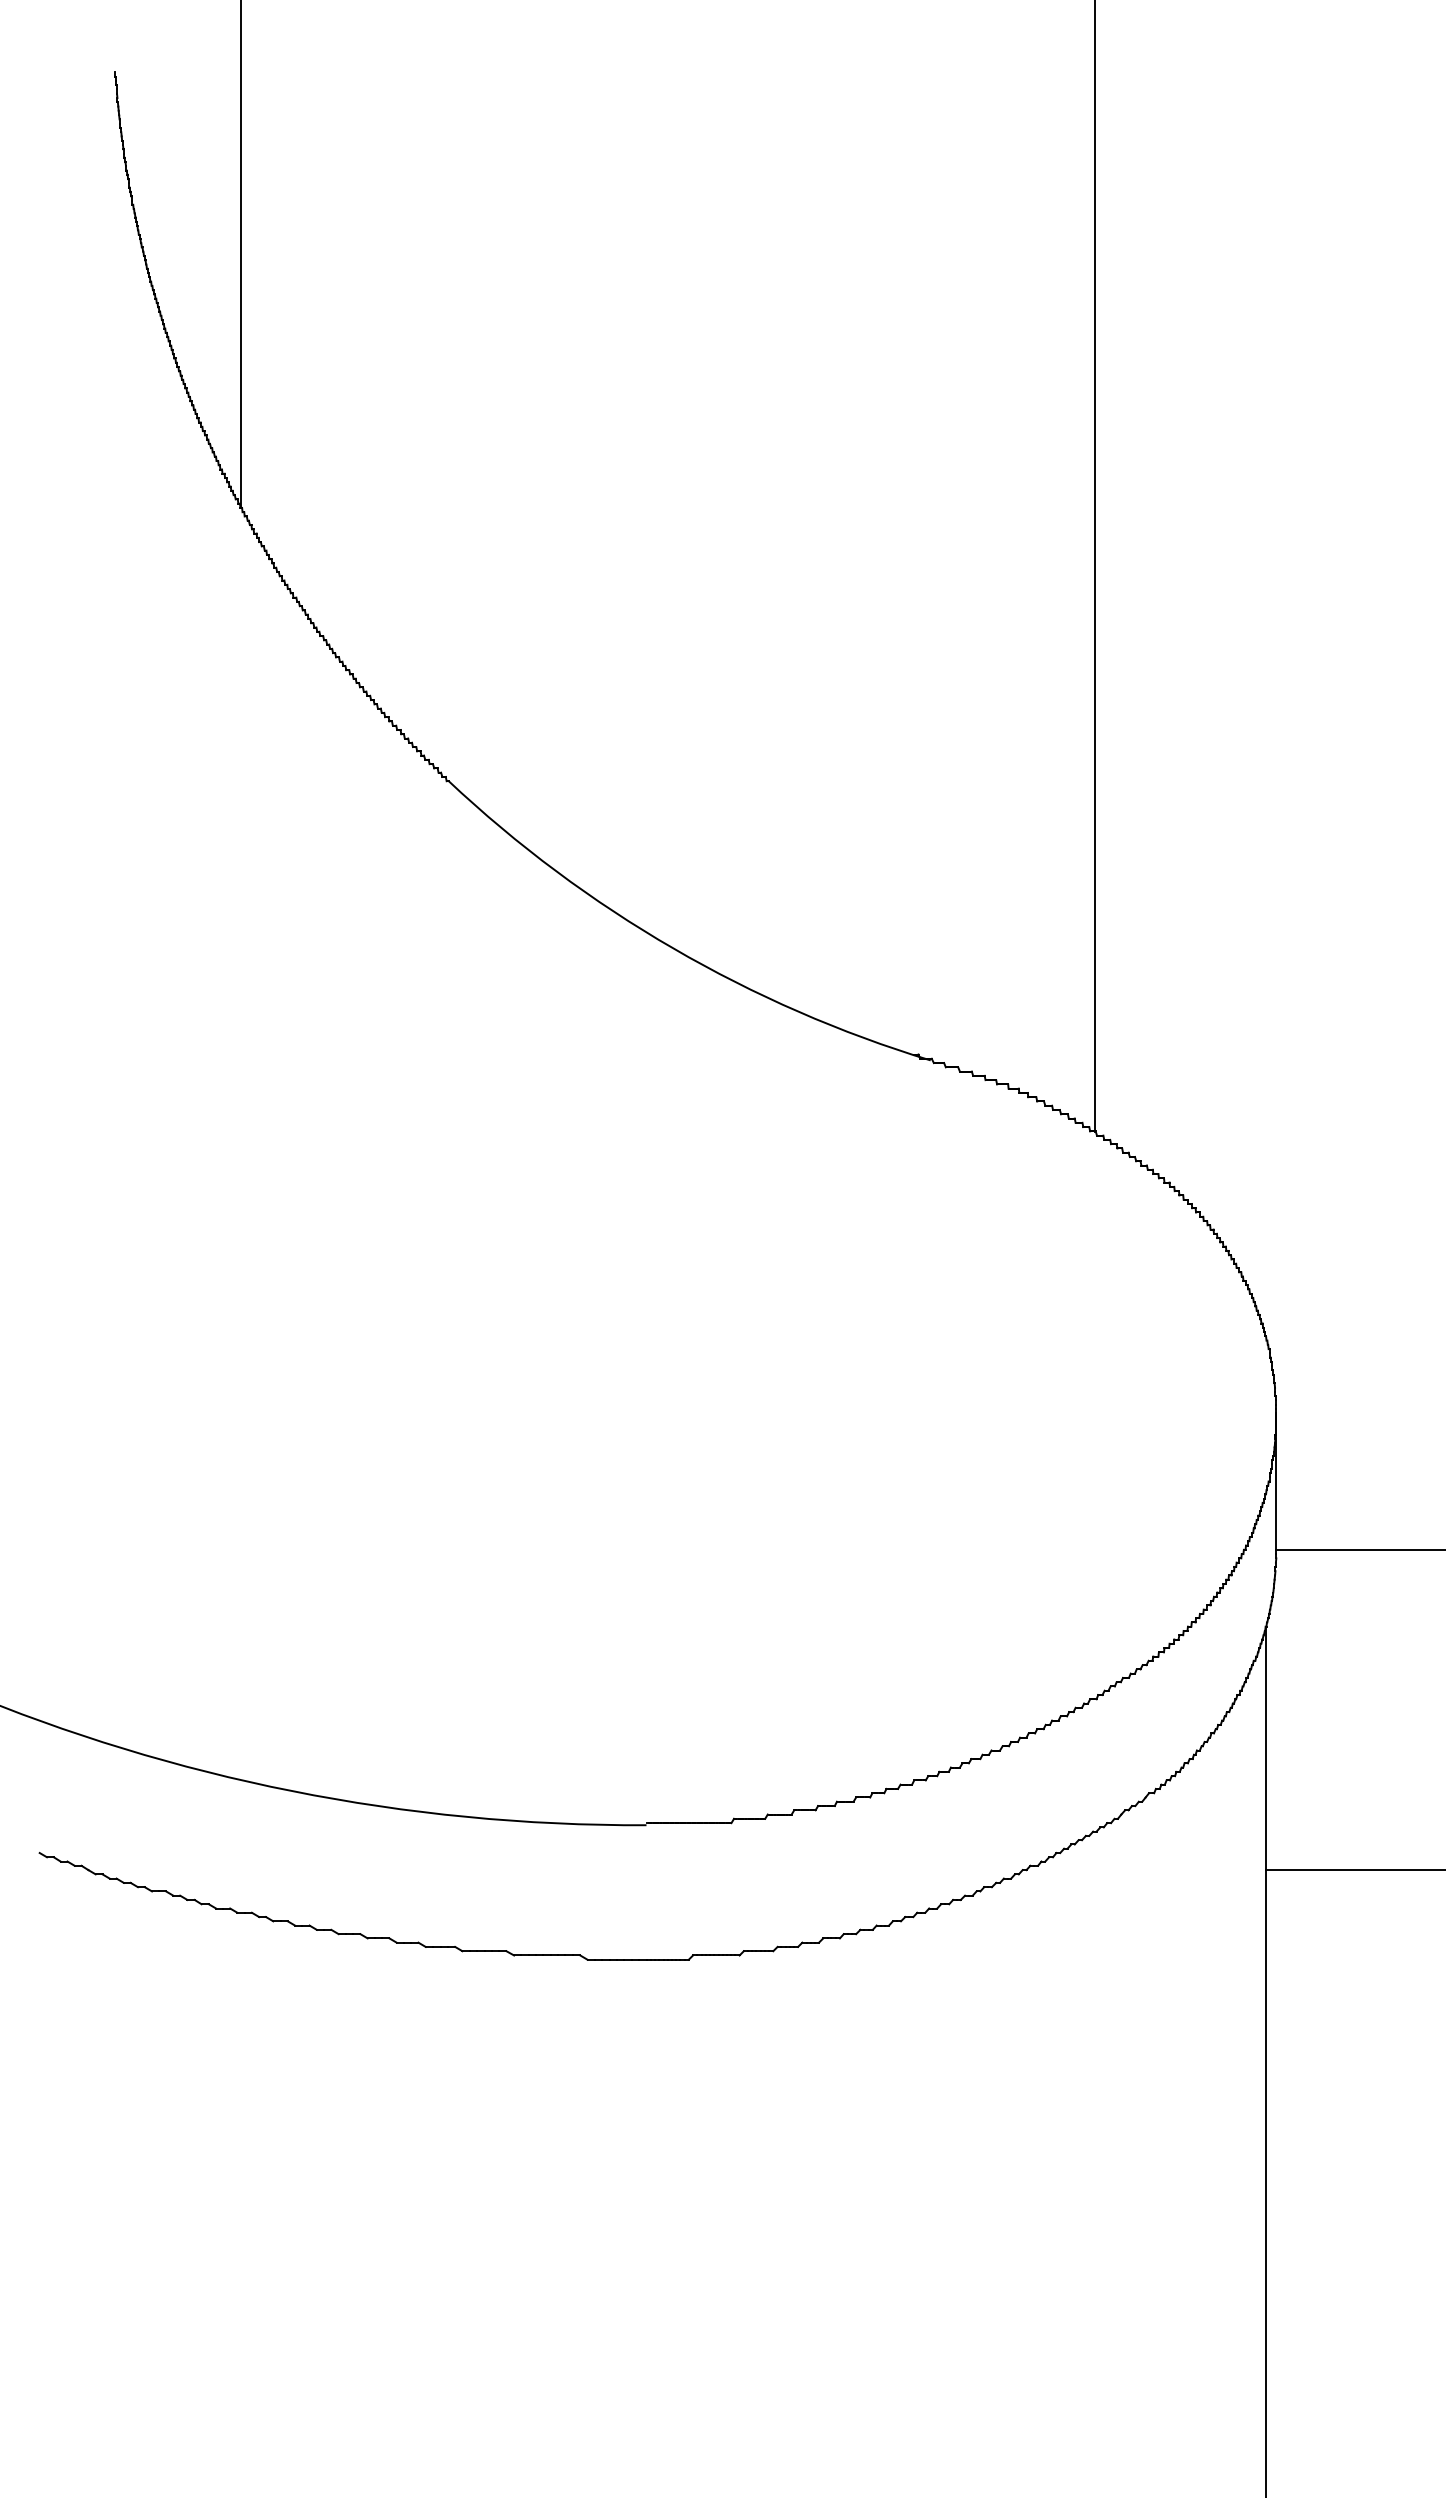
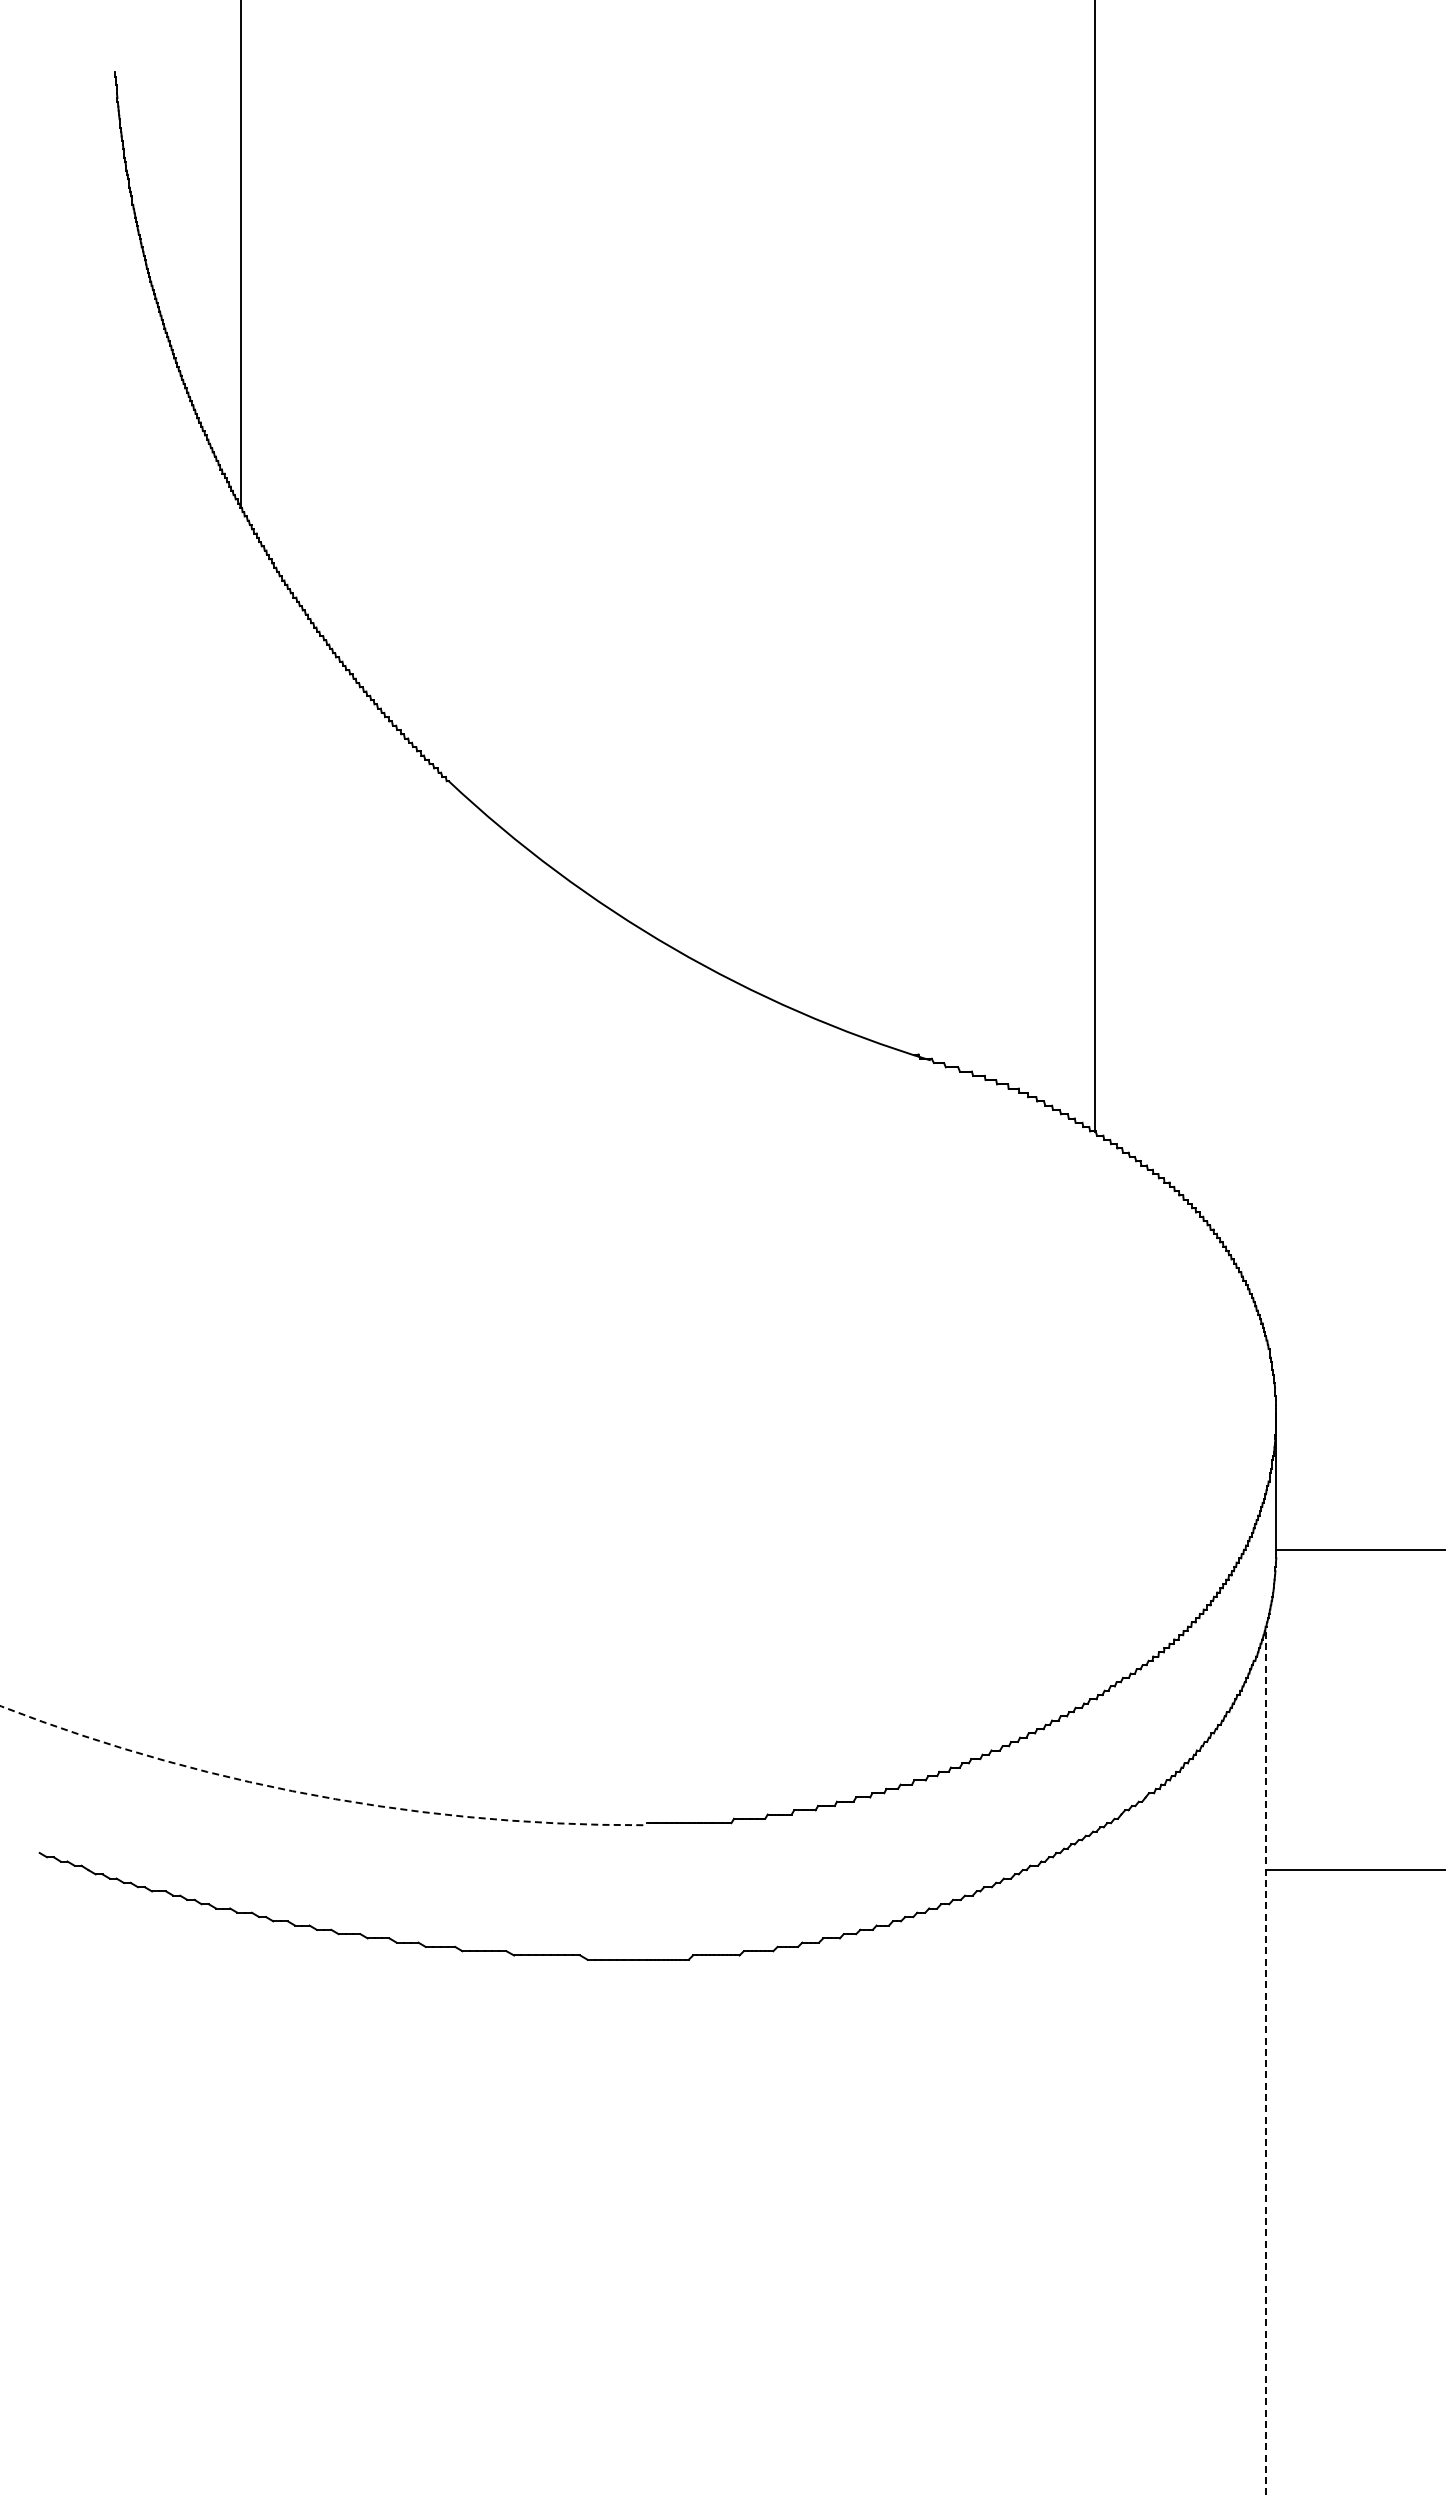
arc: solid -> dashed (322, 1796)
line: solid -> dashed (1265, 2062)
